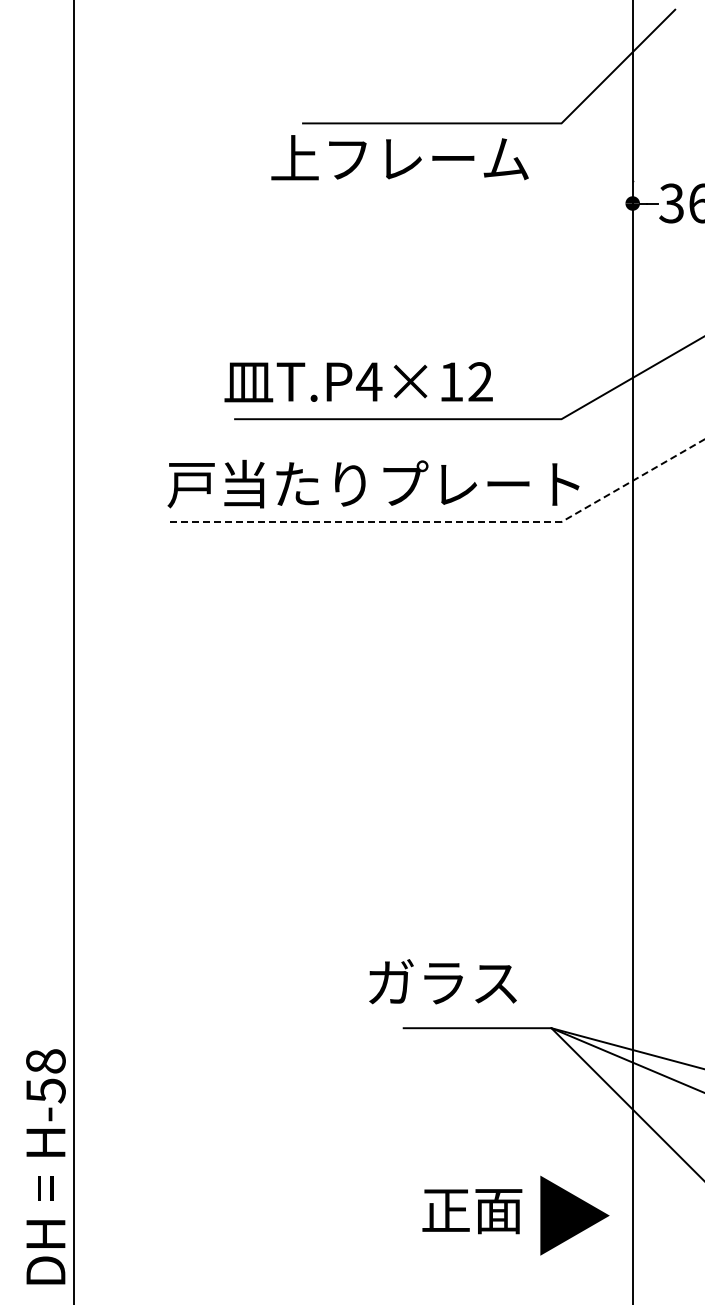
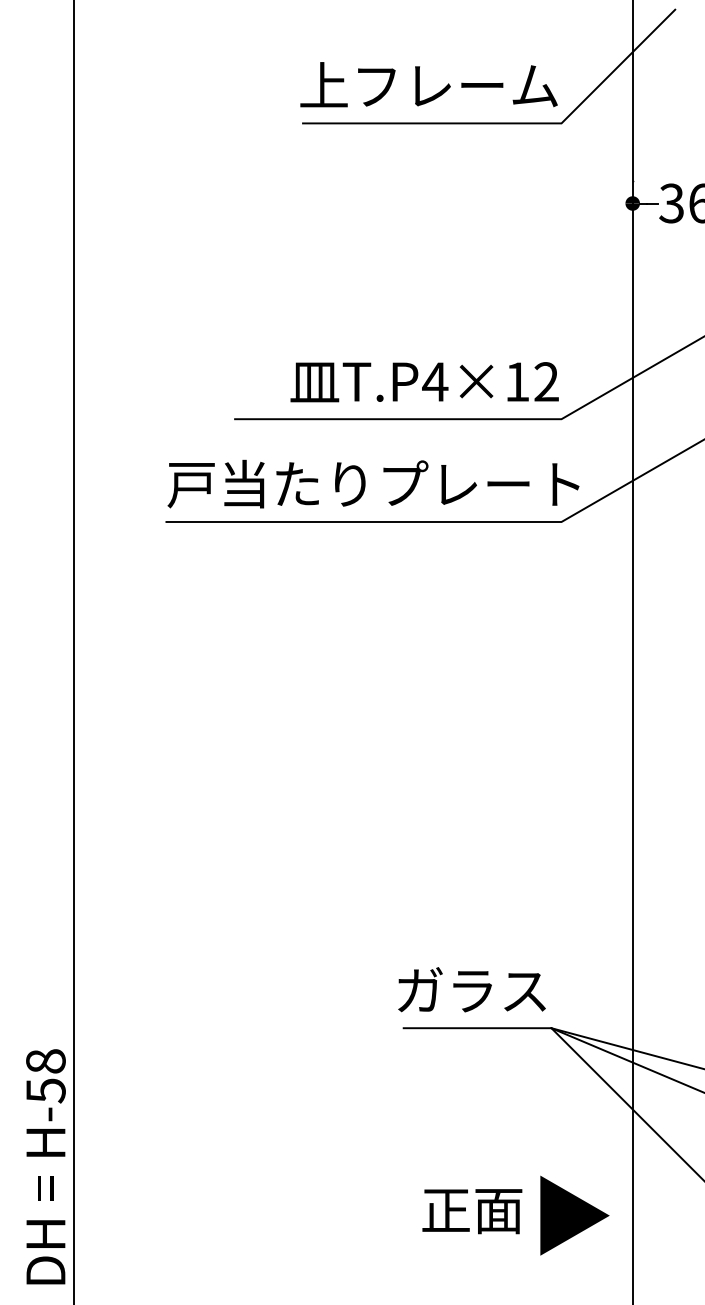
text position: (399, 157) -> (428, 84) (428, 84)
text position: (358, 382) -> (424, 382) (424, 382)
line: dashed -> solid (445, 522)
text position: (442, 981) -> (471, 989) (471, 989)
